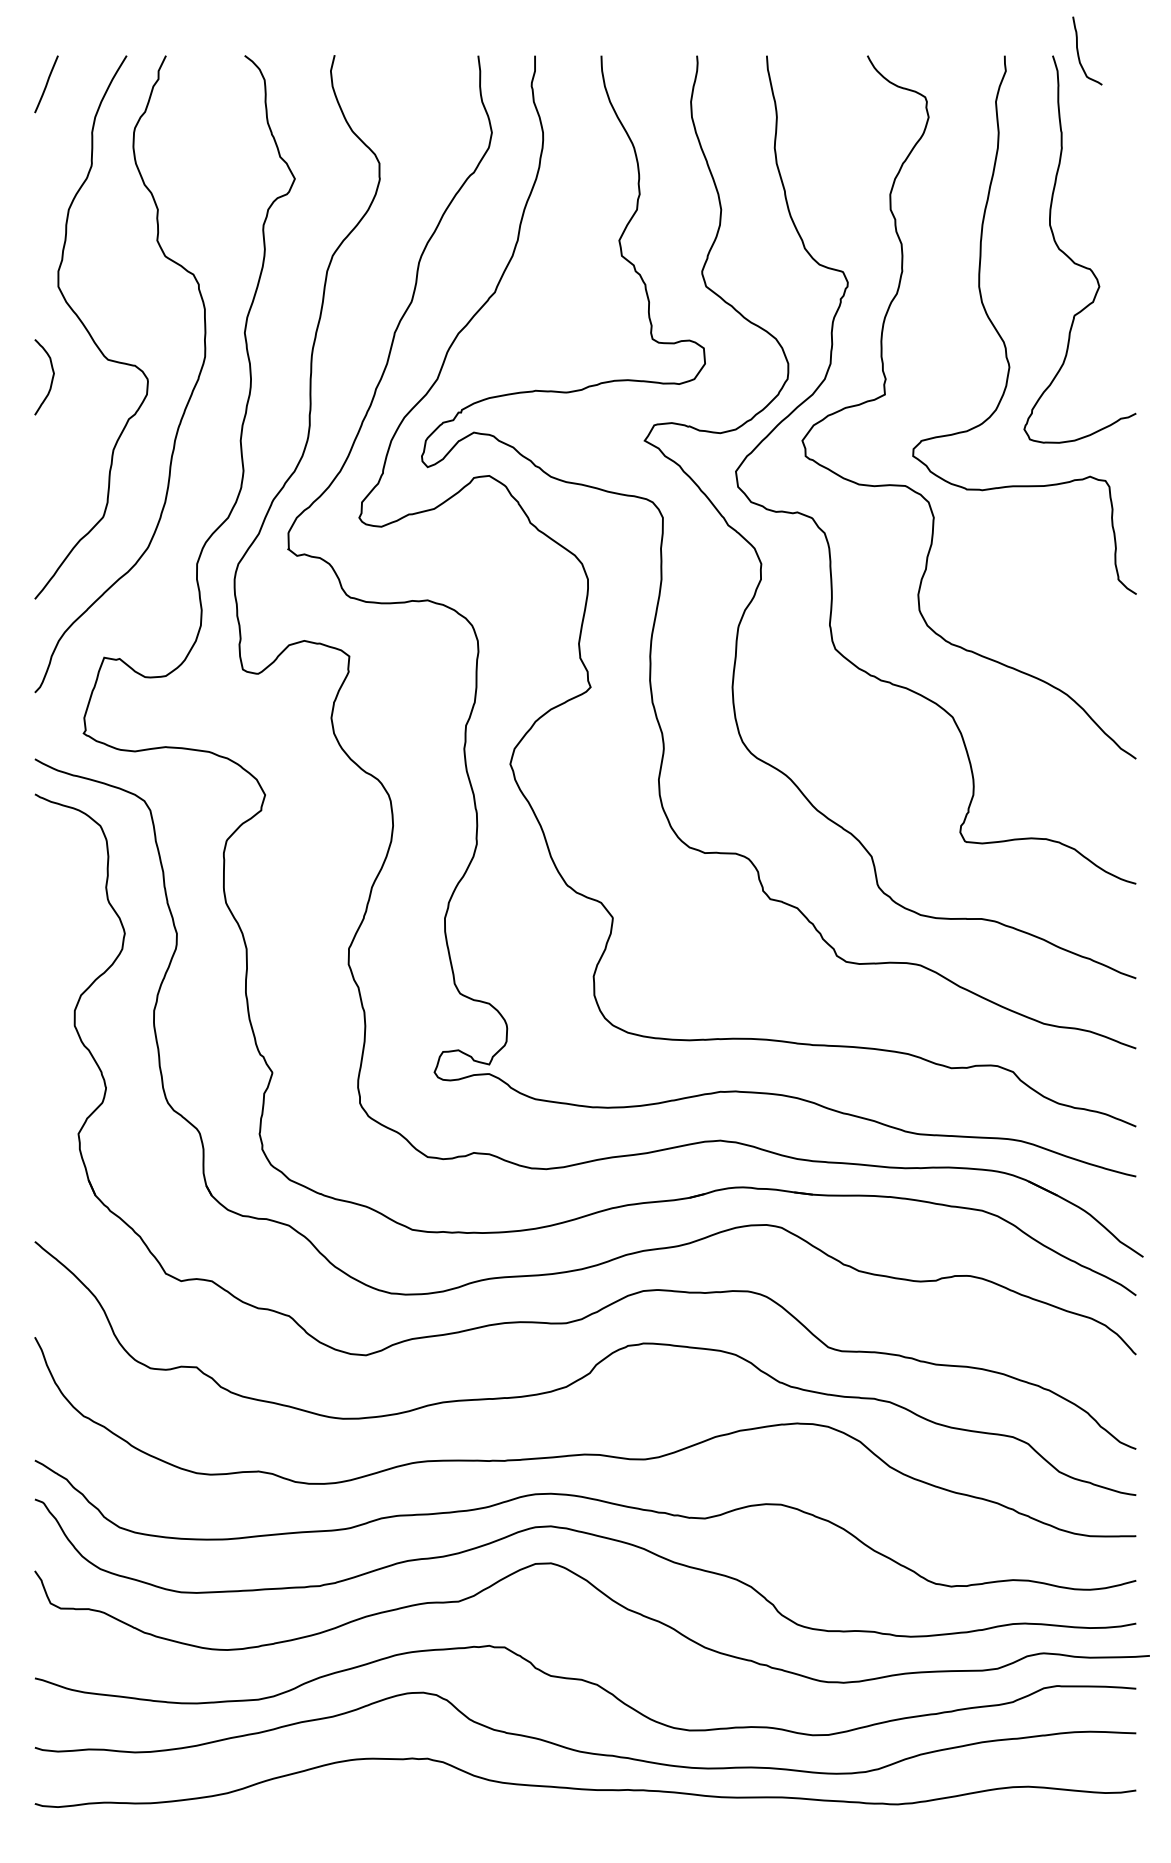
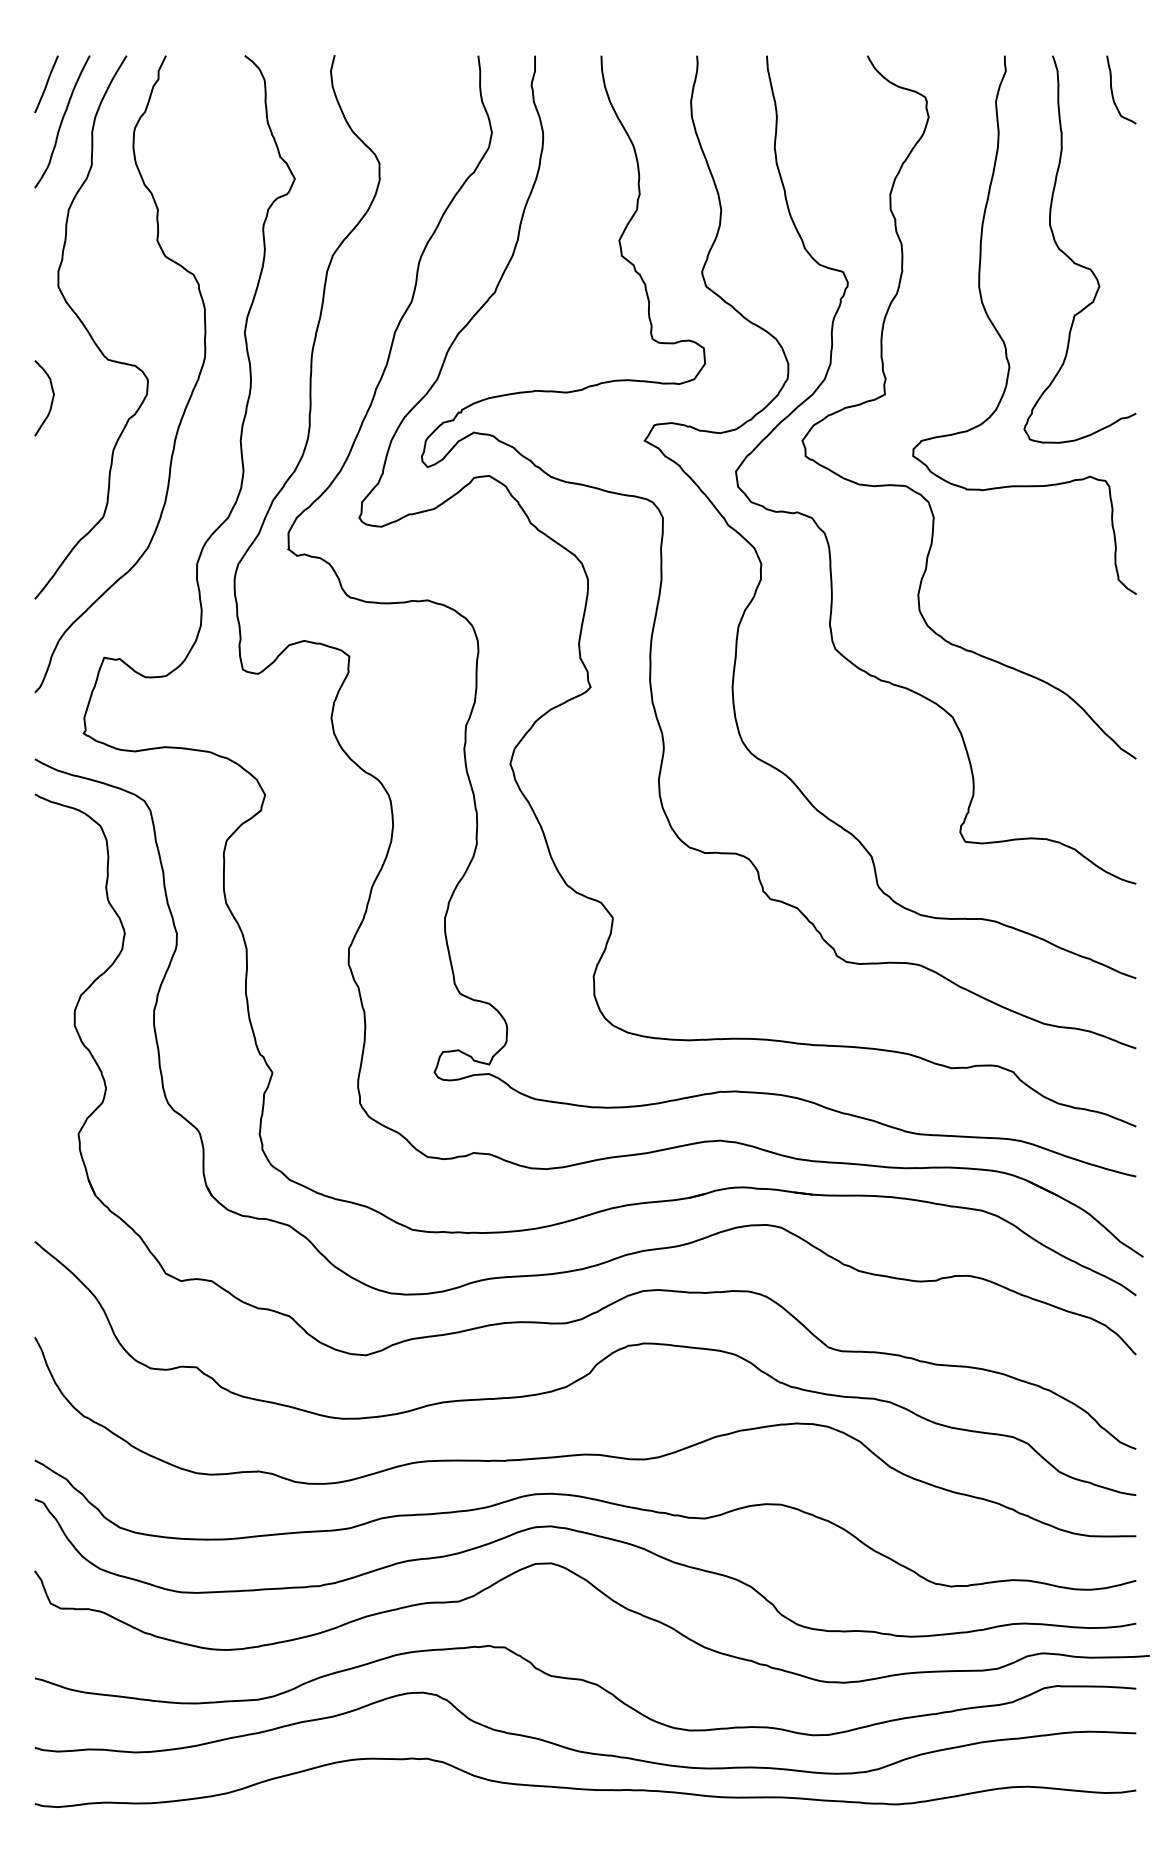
curve position: (1079, 54) -> (1113, 93) (1113, 93)
curve: none -> present (62, 121)
curve position: (51, 378) -> (51, 399) (51, 399)
